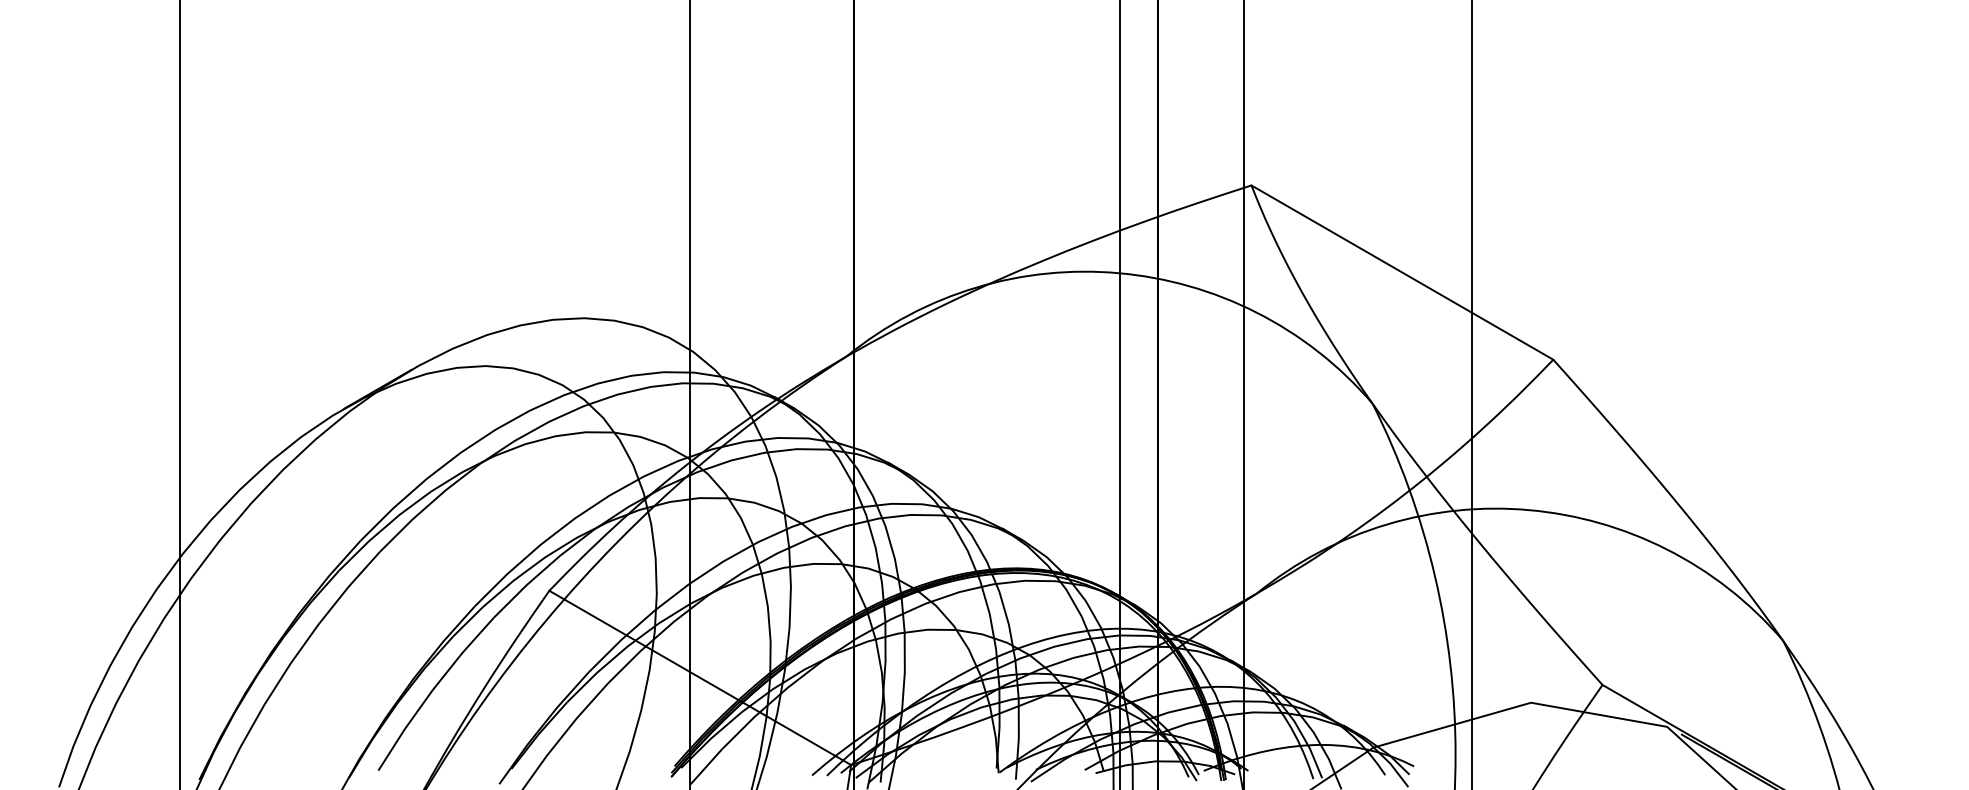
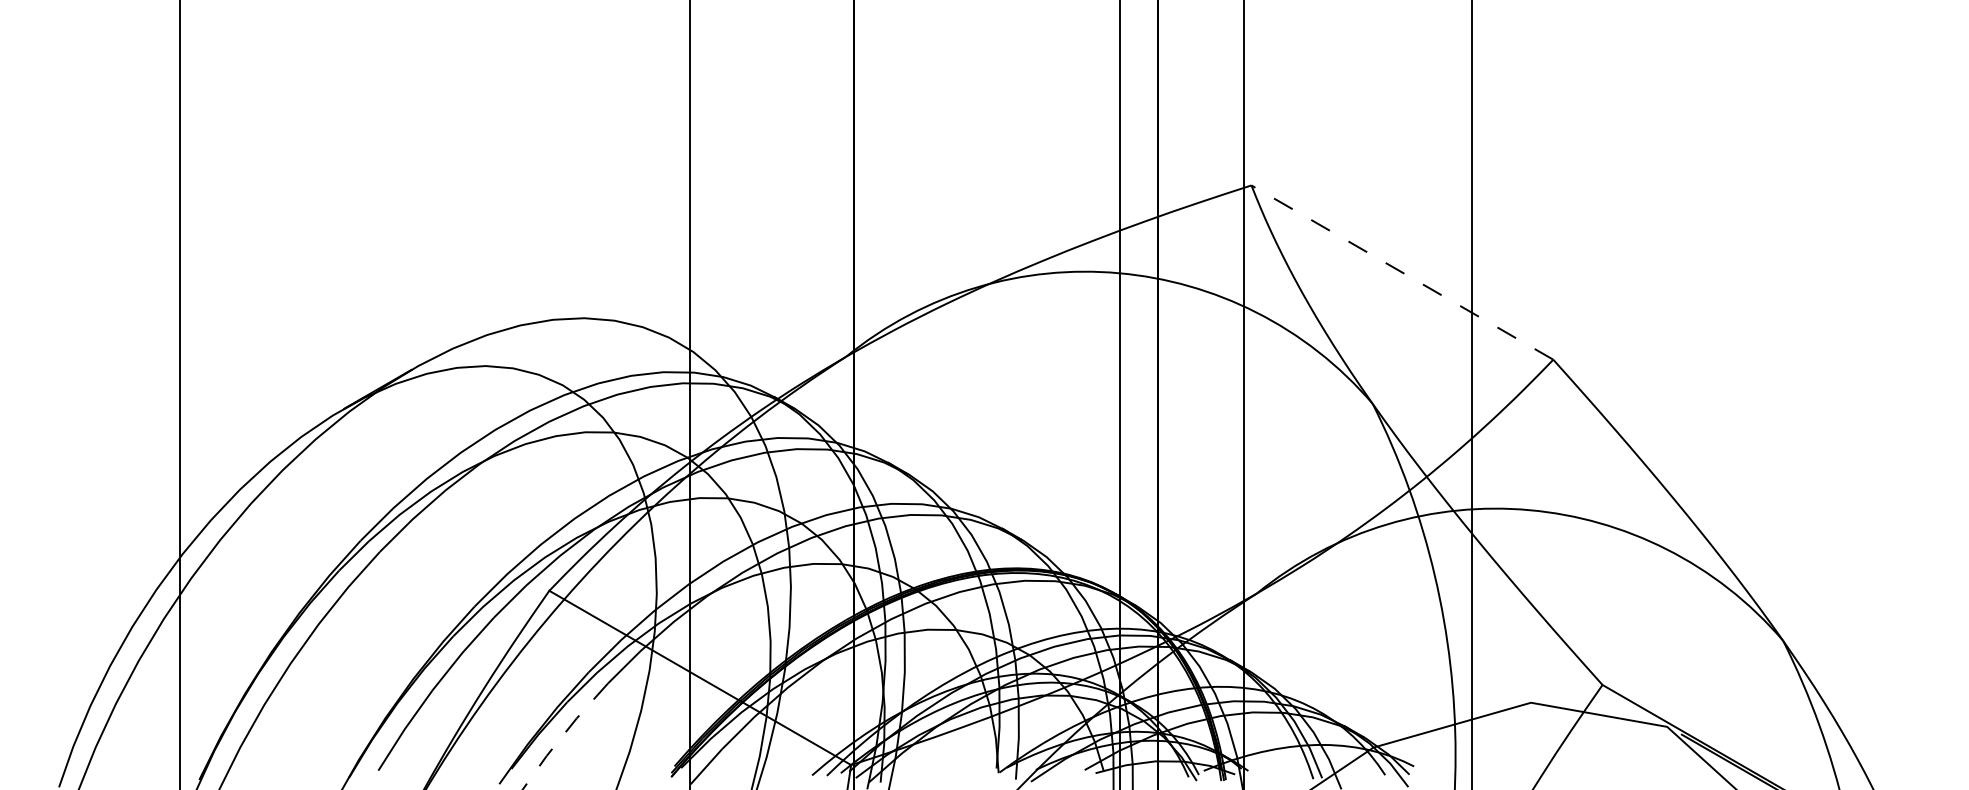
line: solid -> dashed (1401, 272)
line: solid -> dashed (562, 735)
